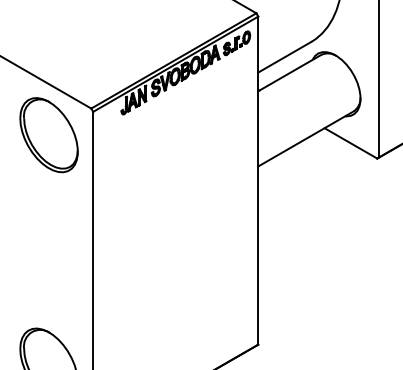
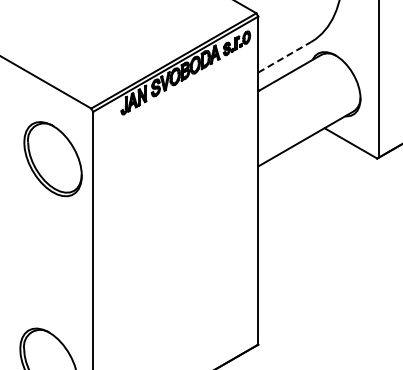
line: solid -> dashed (284, 57)
part position: (48, 135) -> (52, 159) (52, 159)
